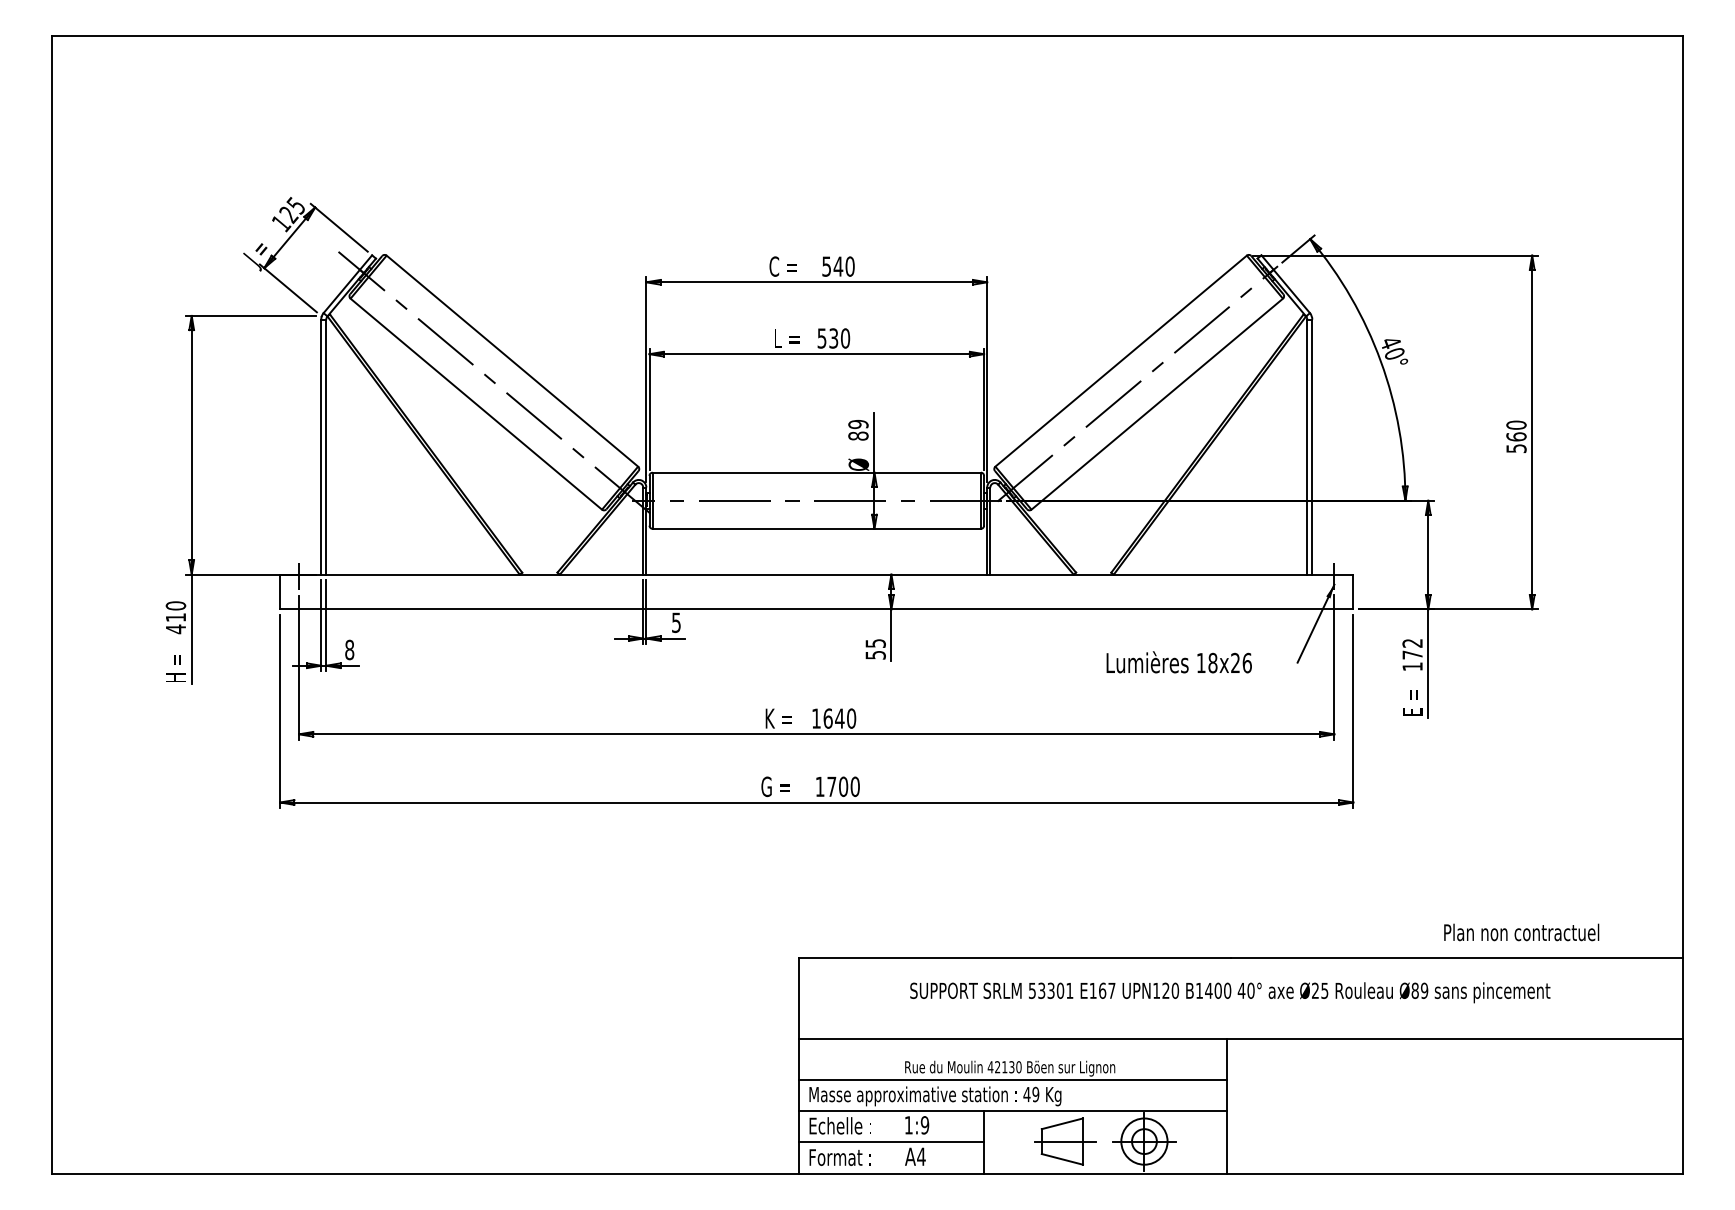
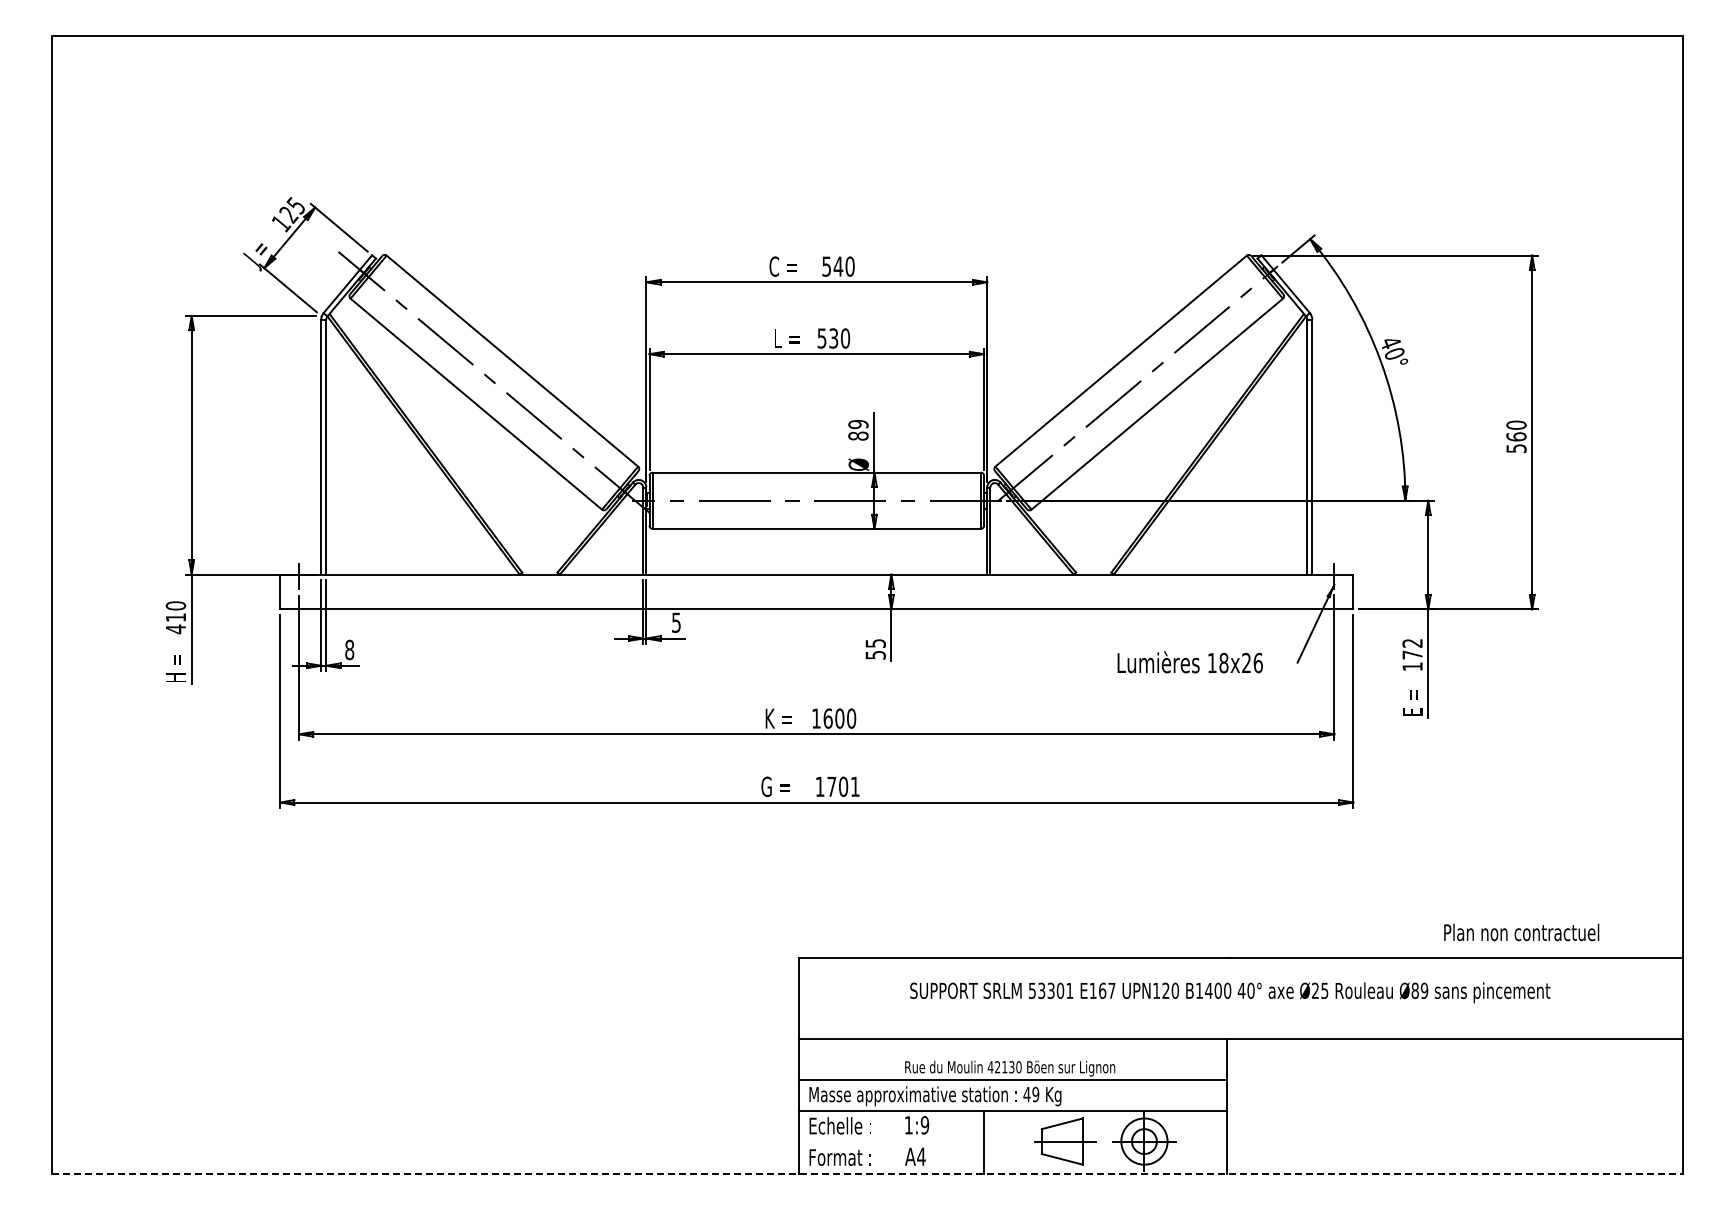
text position: (1178, 662) -> (1189, 662) (1189, 662)
text: 1640 -> 1600 (839, 718)
text: 1700 -> 1701 (854, 786)
line: present -> none (891, 1142)
line: solid -> dashed (868, 1173)
